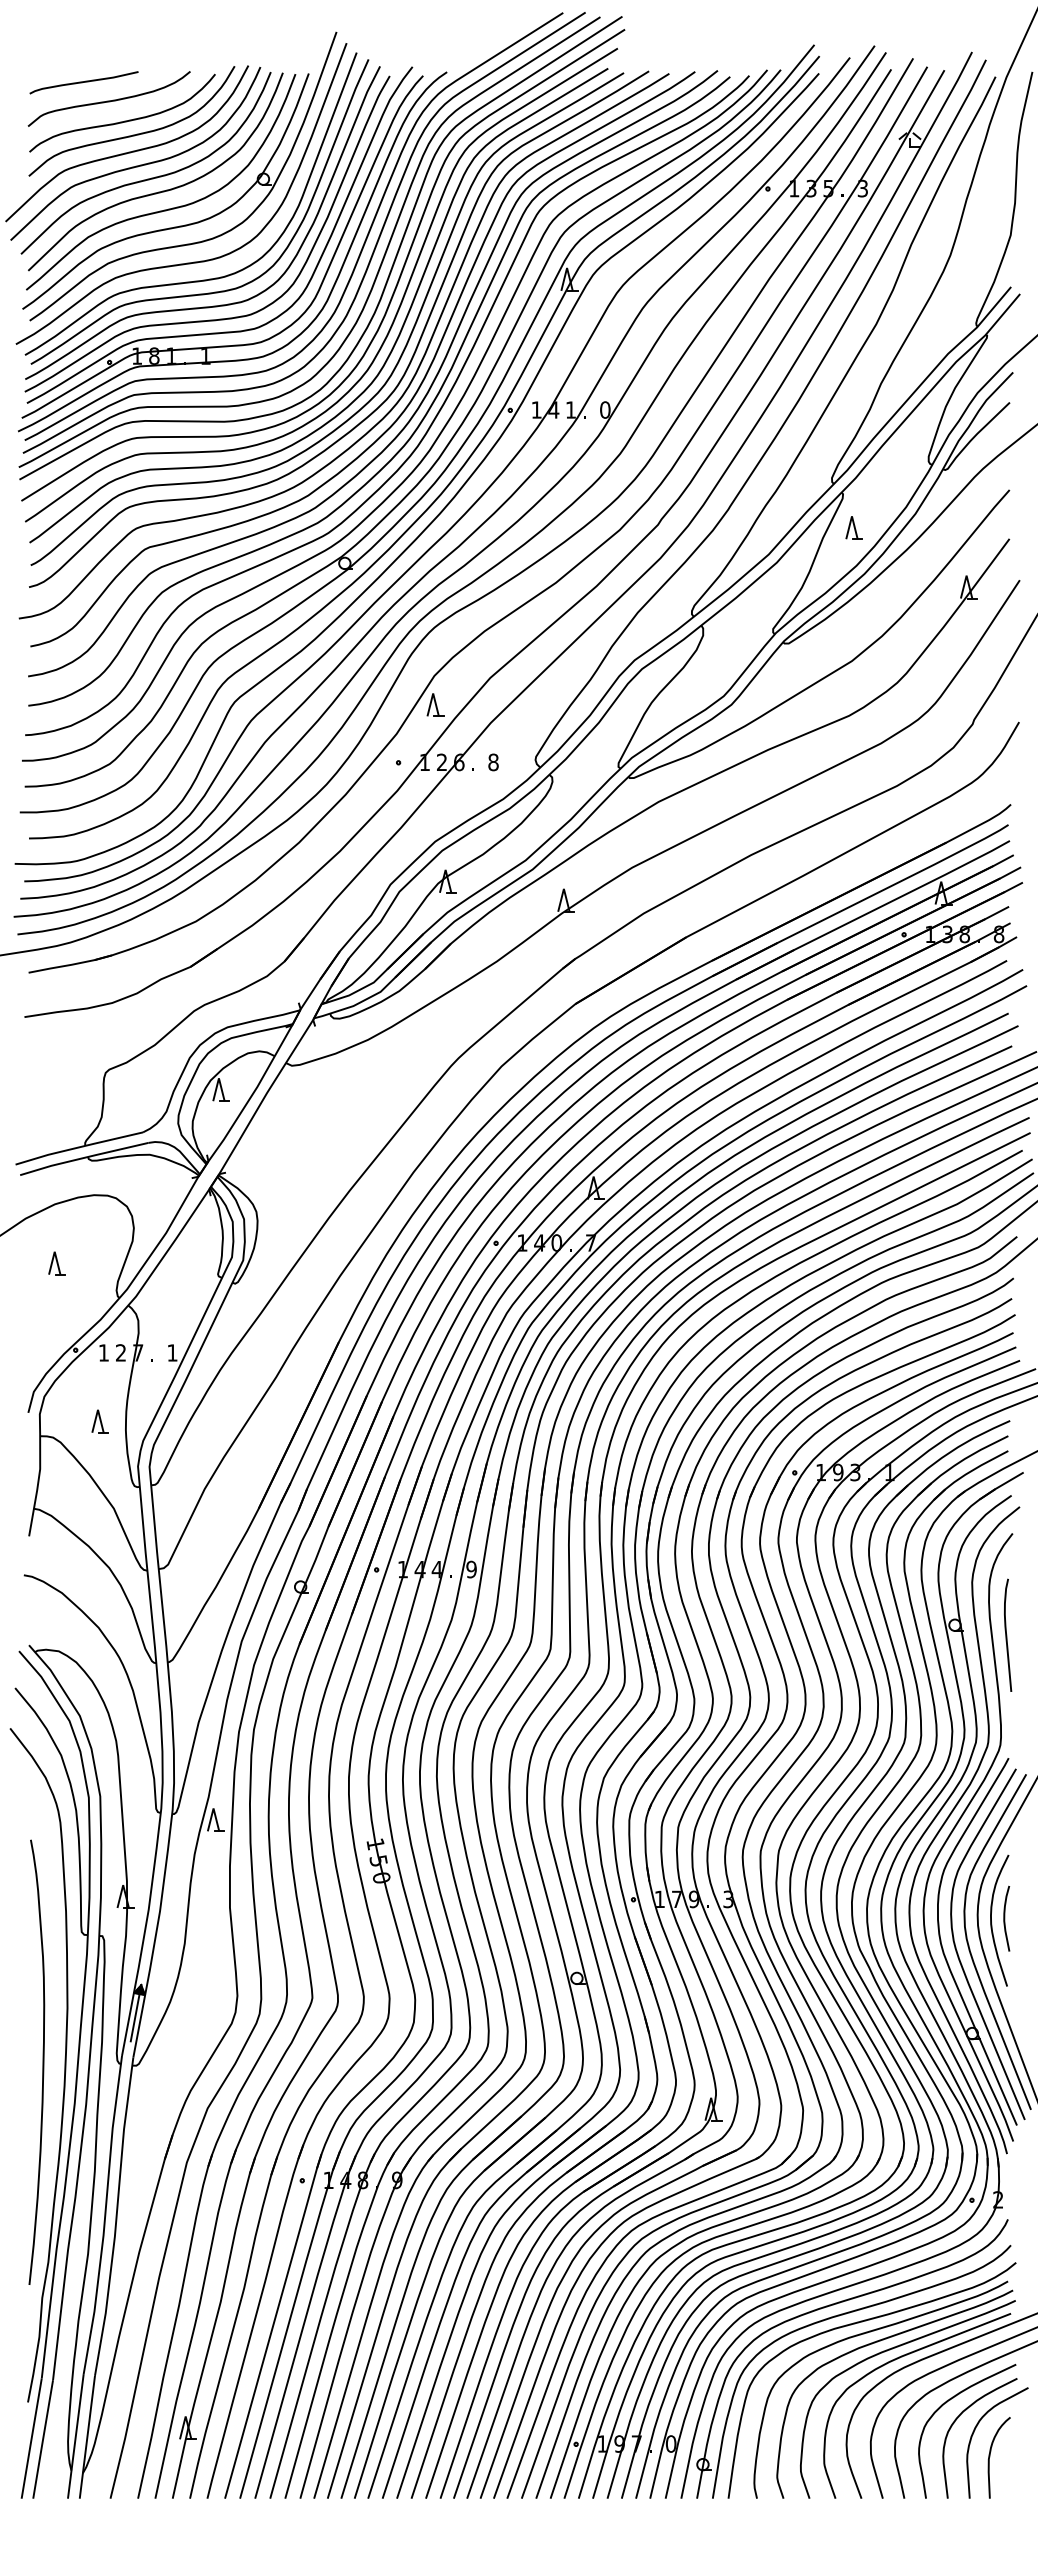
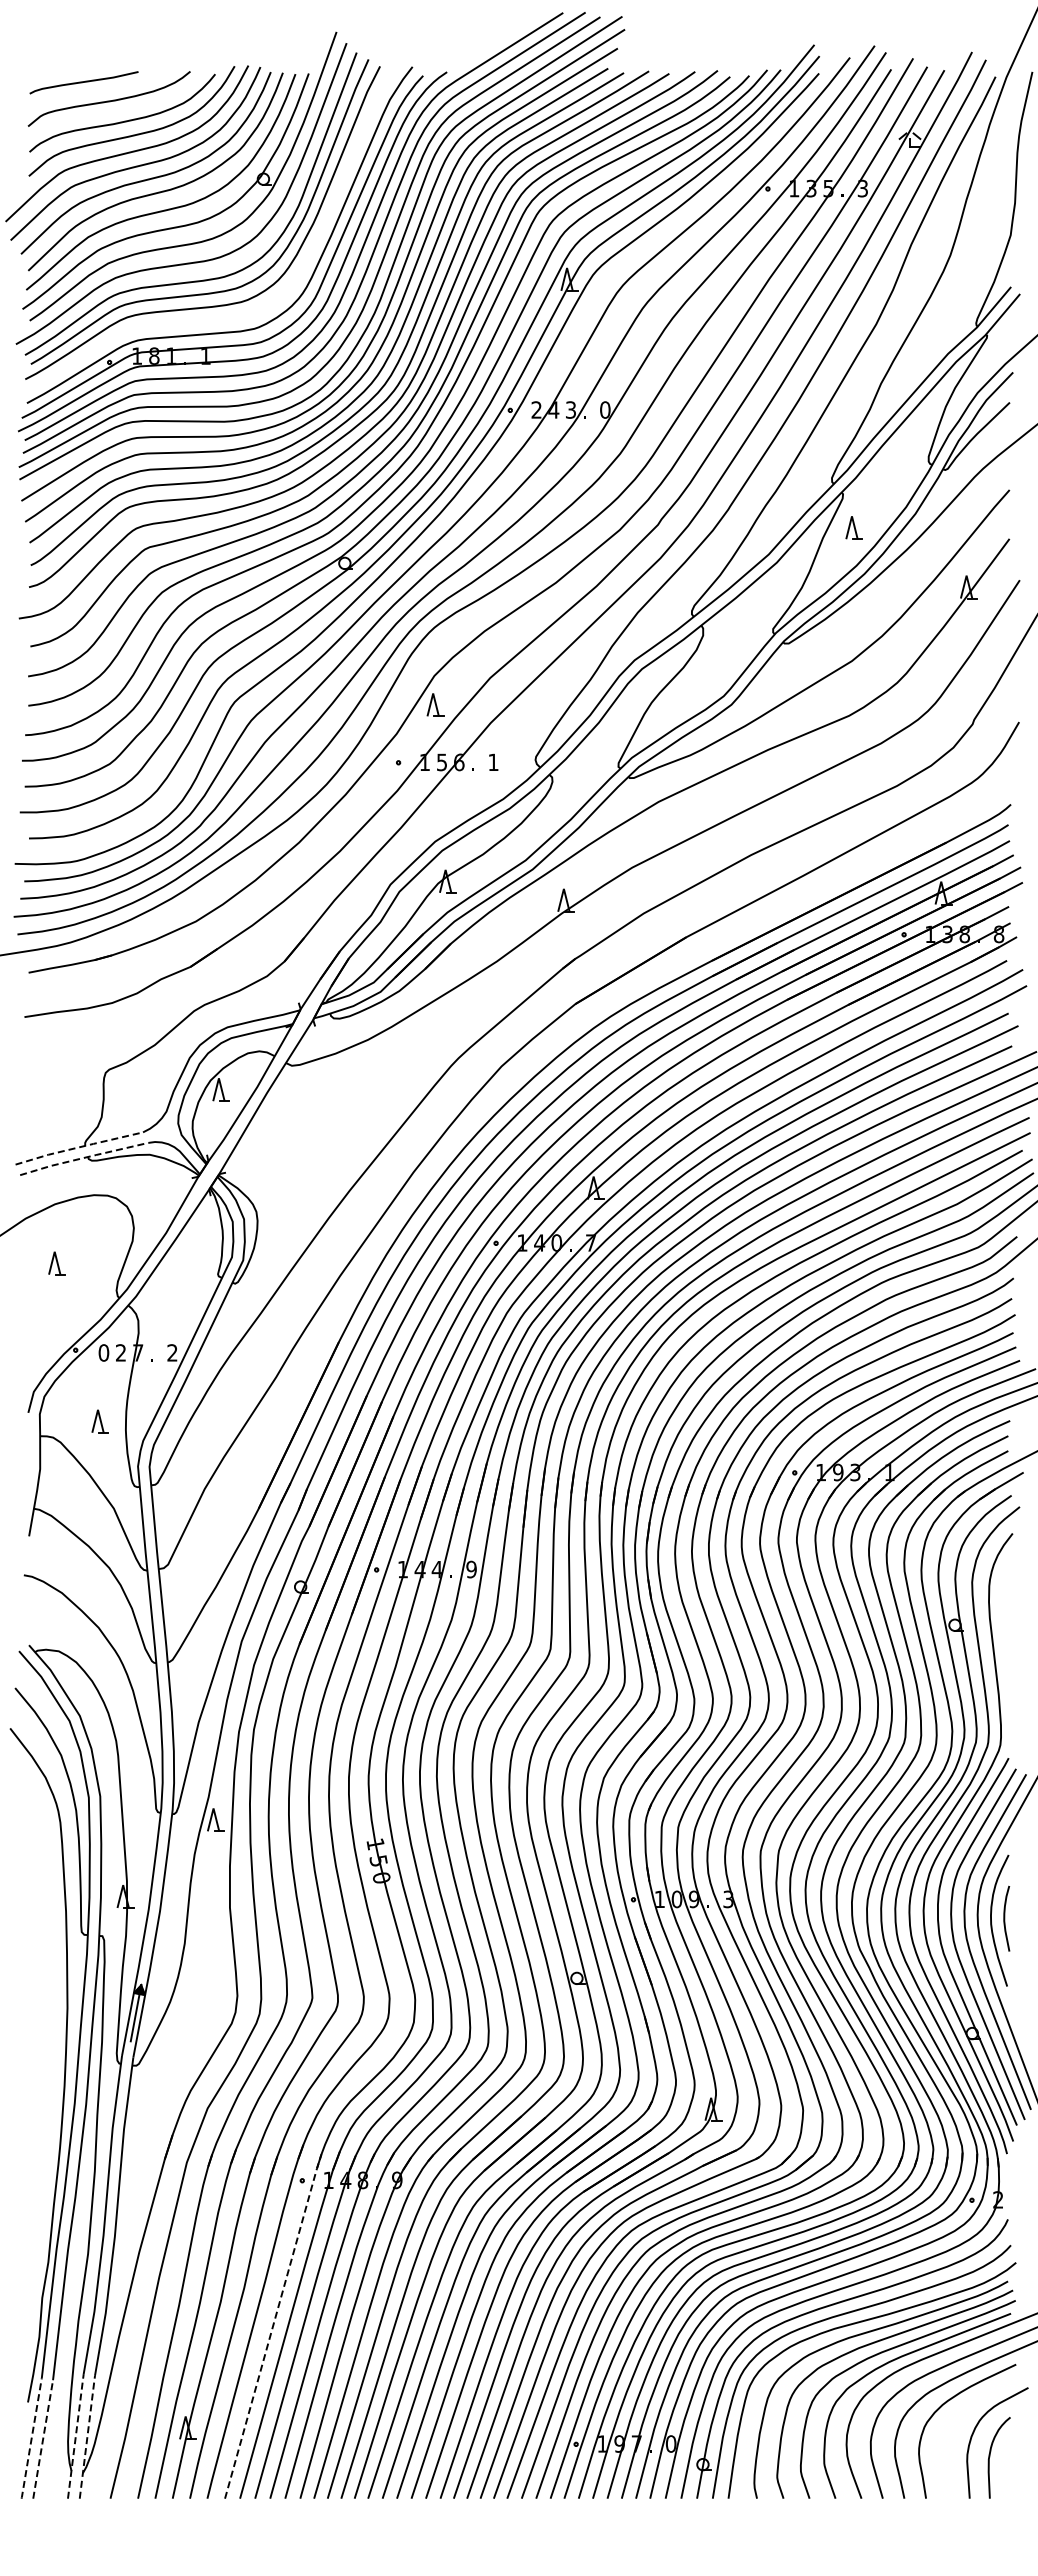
curve: present -> none (219, 318)
text: 1 -> 2 (536, 409)
text: 1 -> 3 (570, 409)
text: 2 -> 5 (441, 762)
text: 8 -> 1 (493, 762)
line: solid -> dashed (79, 1147)
line: solid -> dashed (83, 1158)
text: 1 -> 0 (103, 1352)
text: 1 -> 2 (172, 1352)
curve: present -> none (1007, 1634)
text: 7 -> 0 (676, 1899)
curve: present -> none (42, 2061)
line: solid -> dashed (273, 2325)
curve: present -> none (958, 2418)
line: solid -> dashed (75, 2436)
line: solid -> dashed (87, 2437)
line: solid -> dashed (31, 2439)
line: solid -> dashed (43, 2439)
